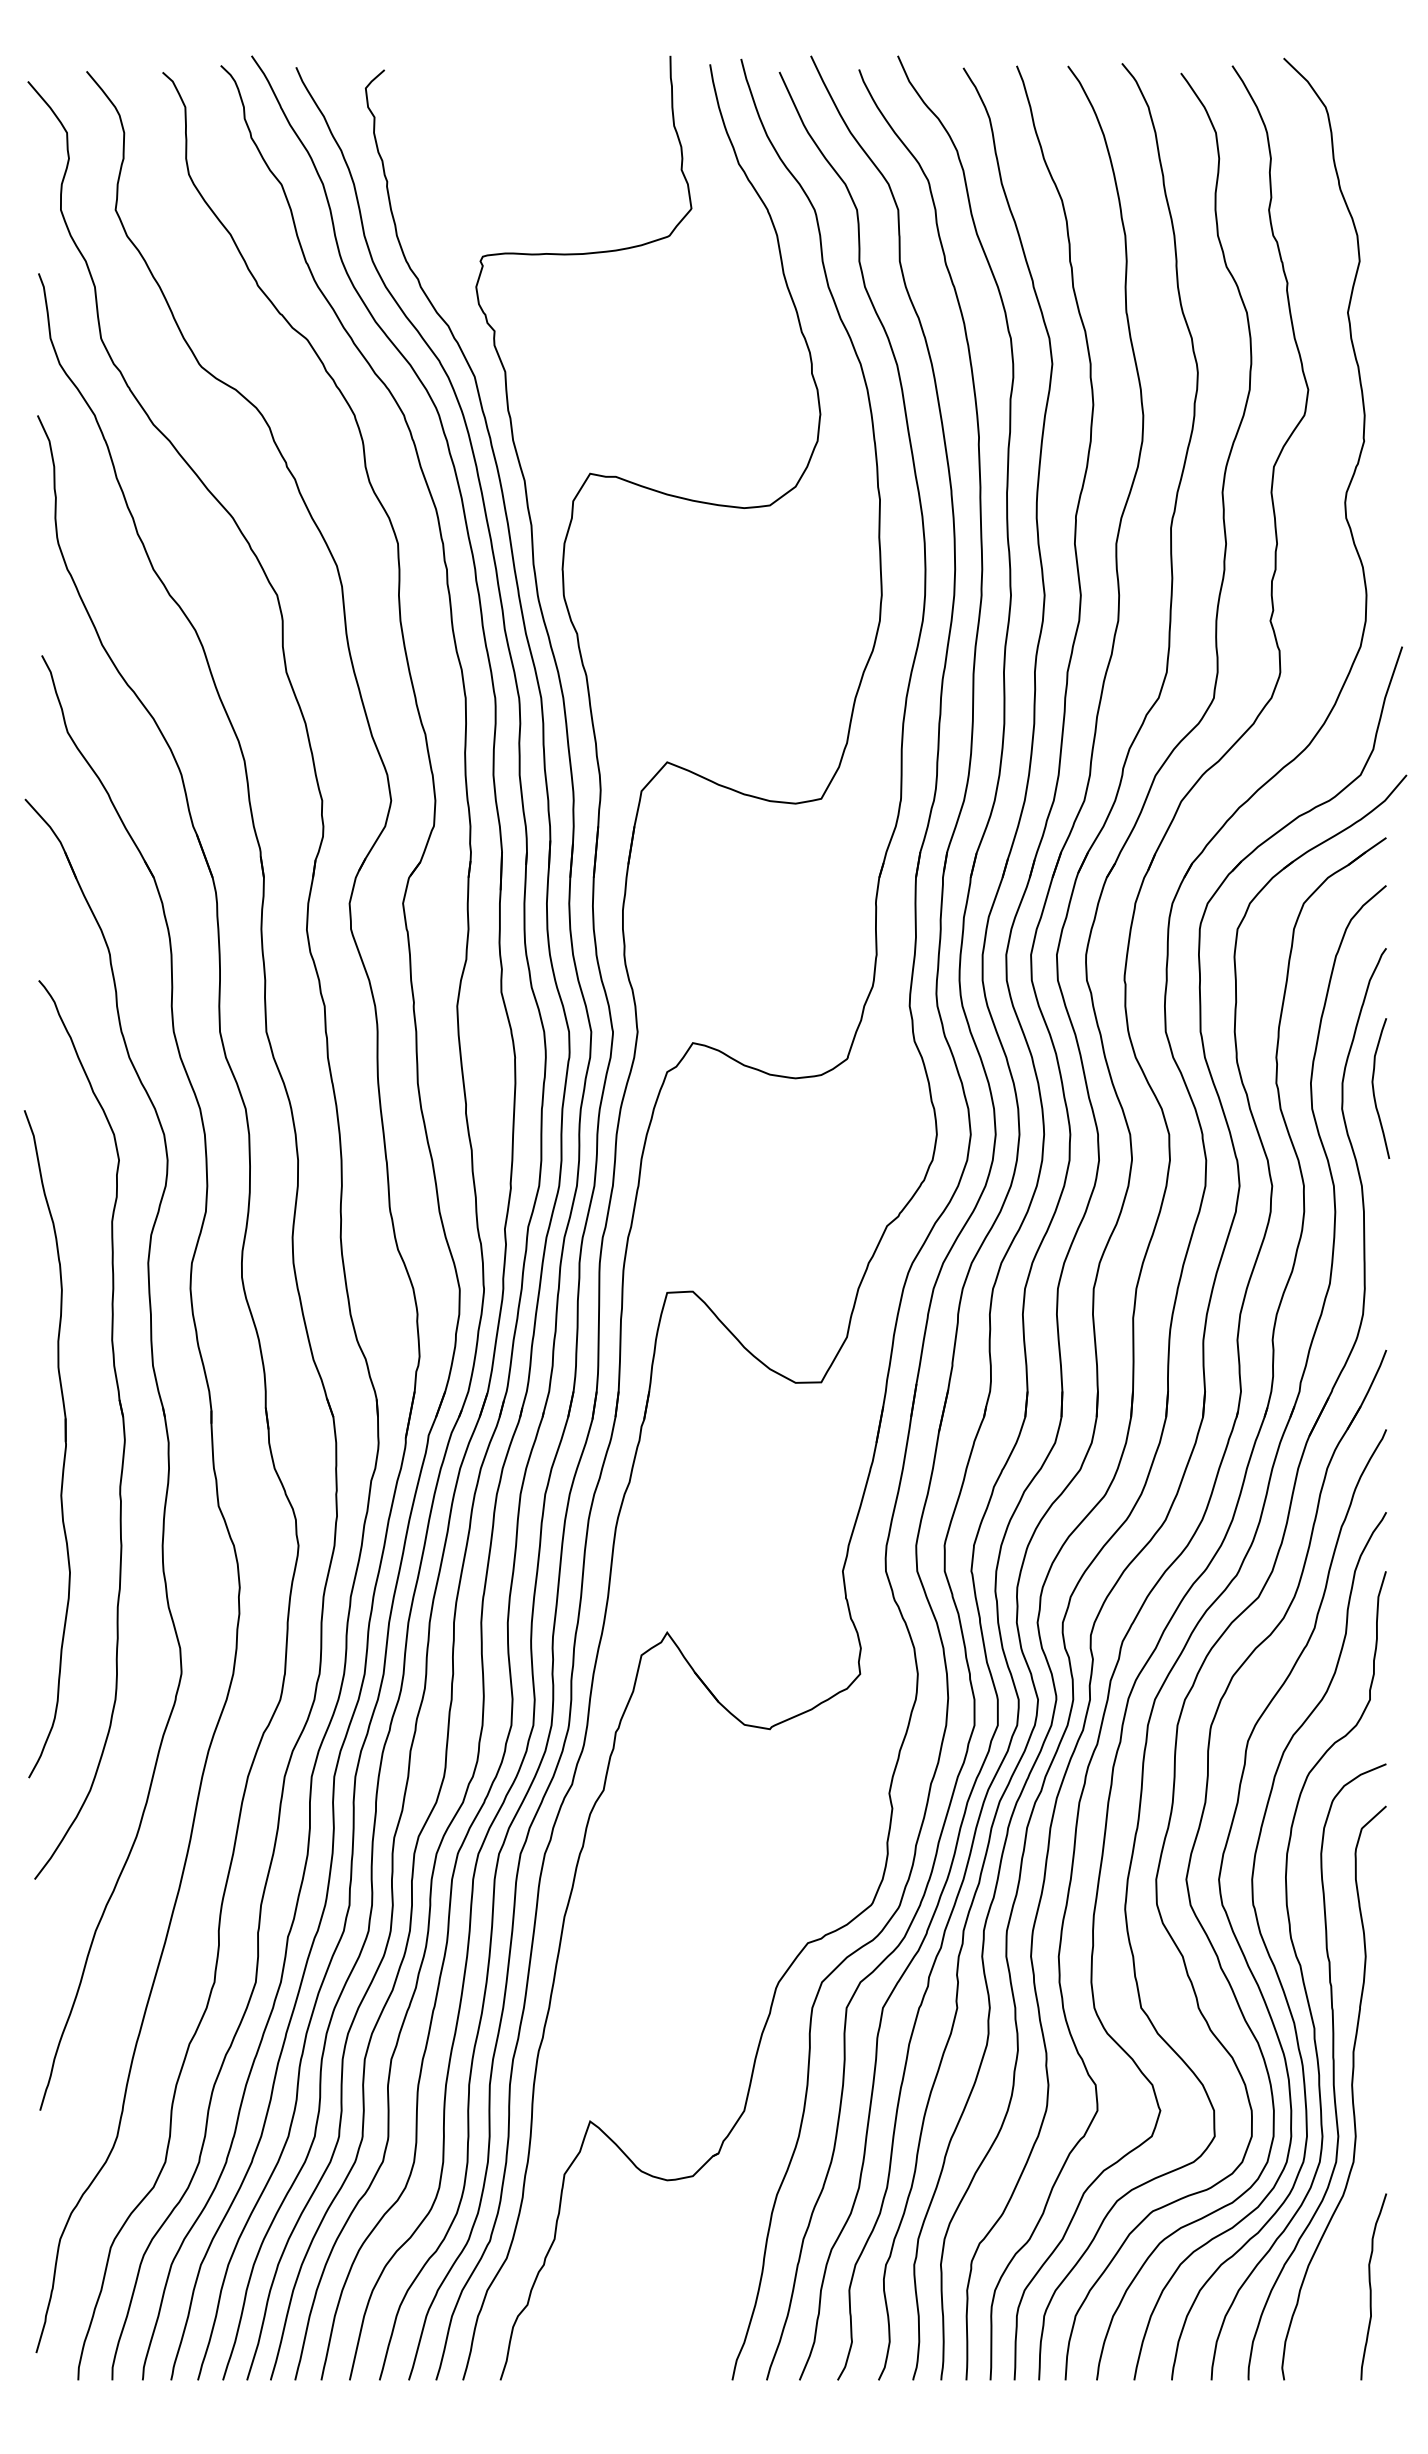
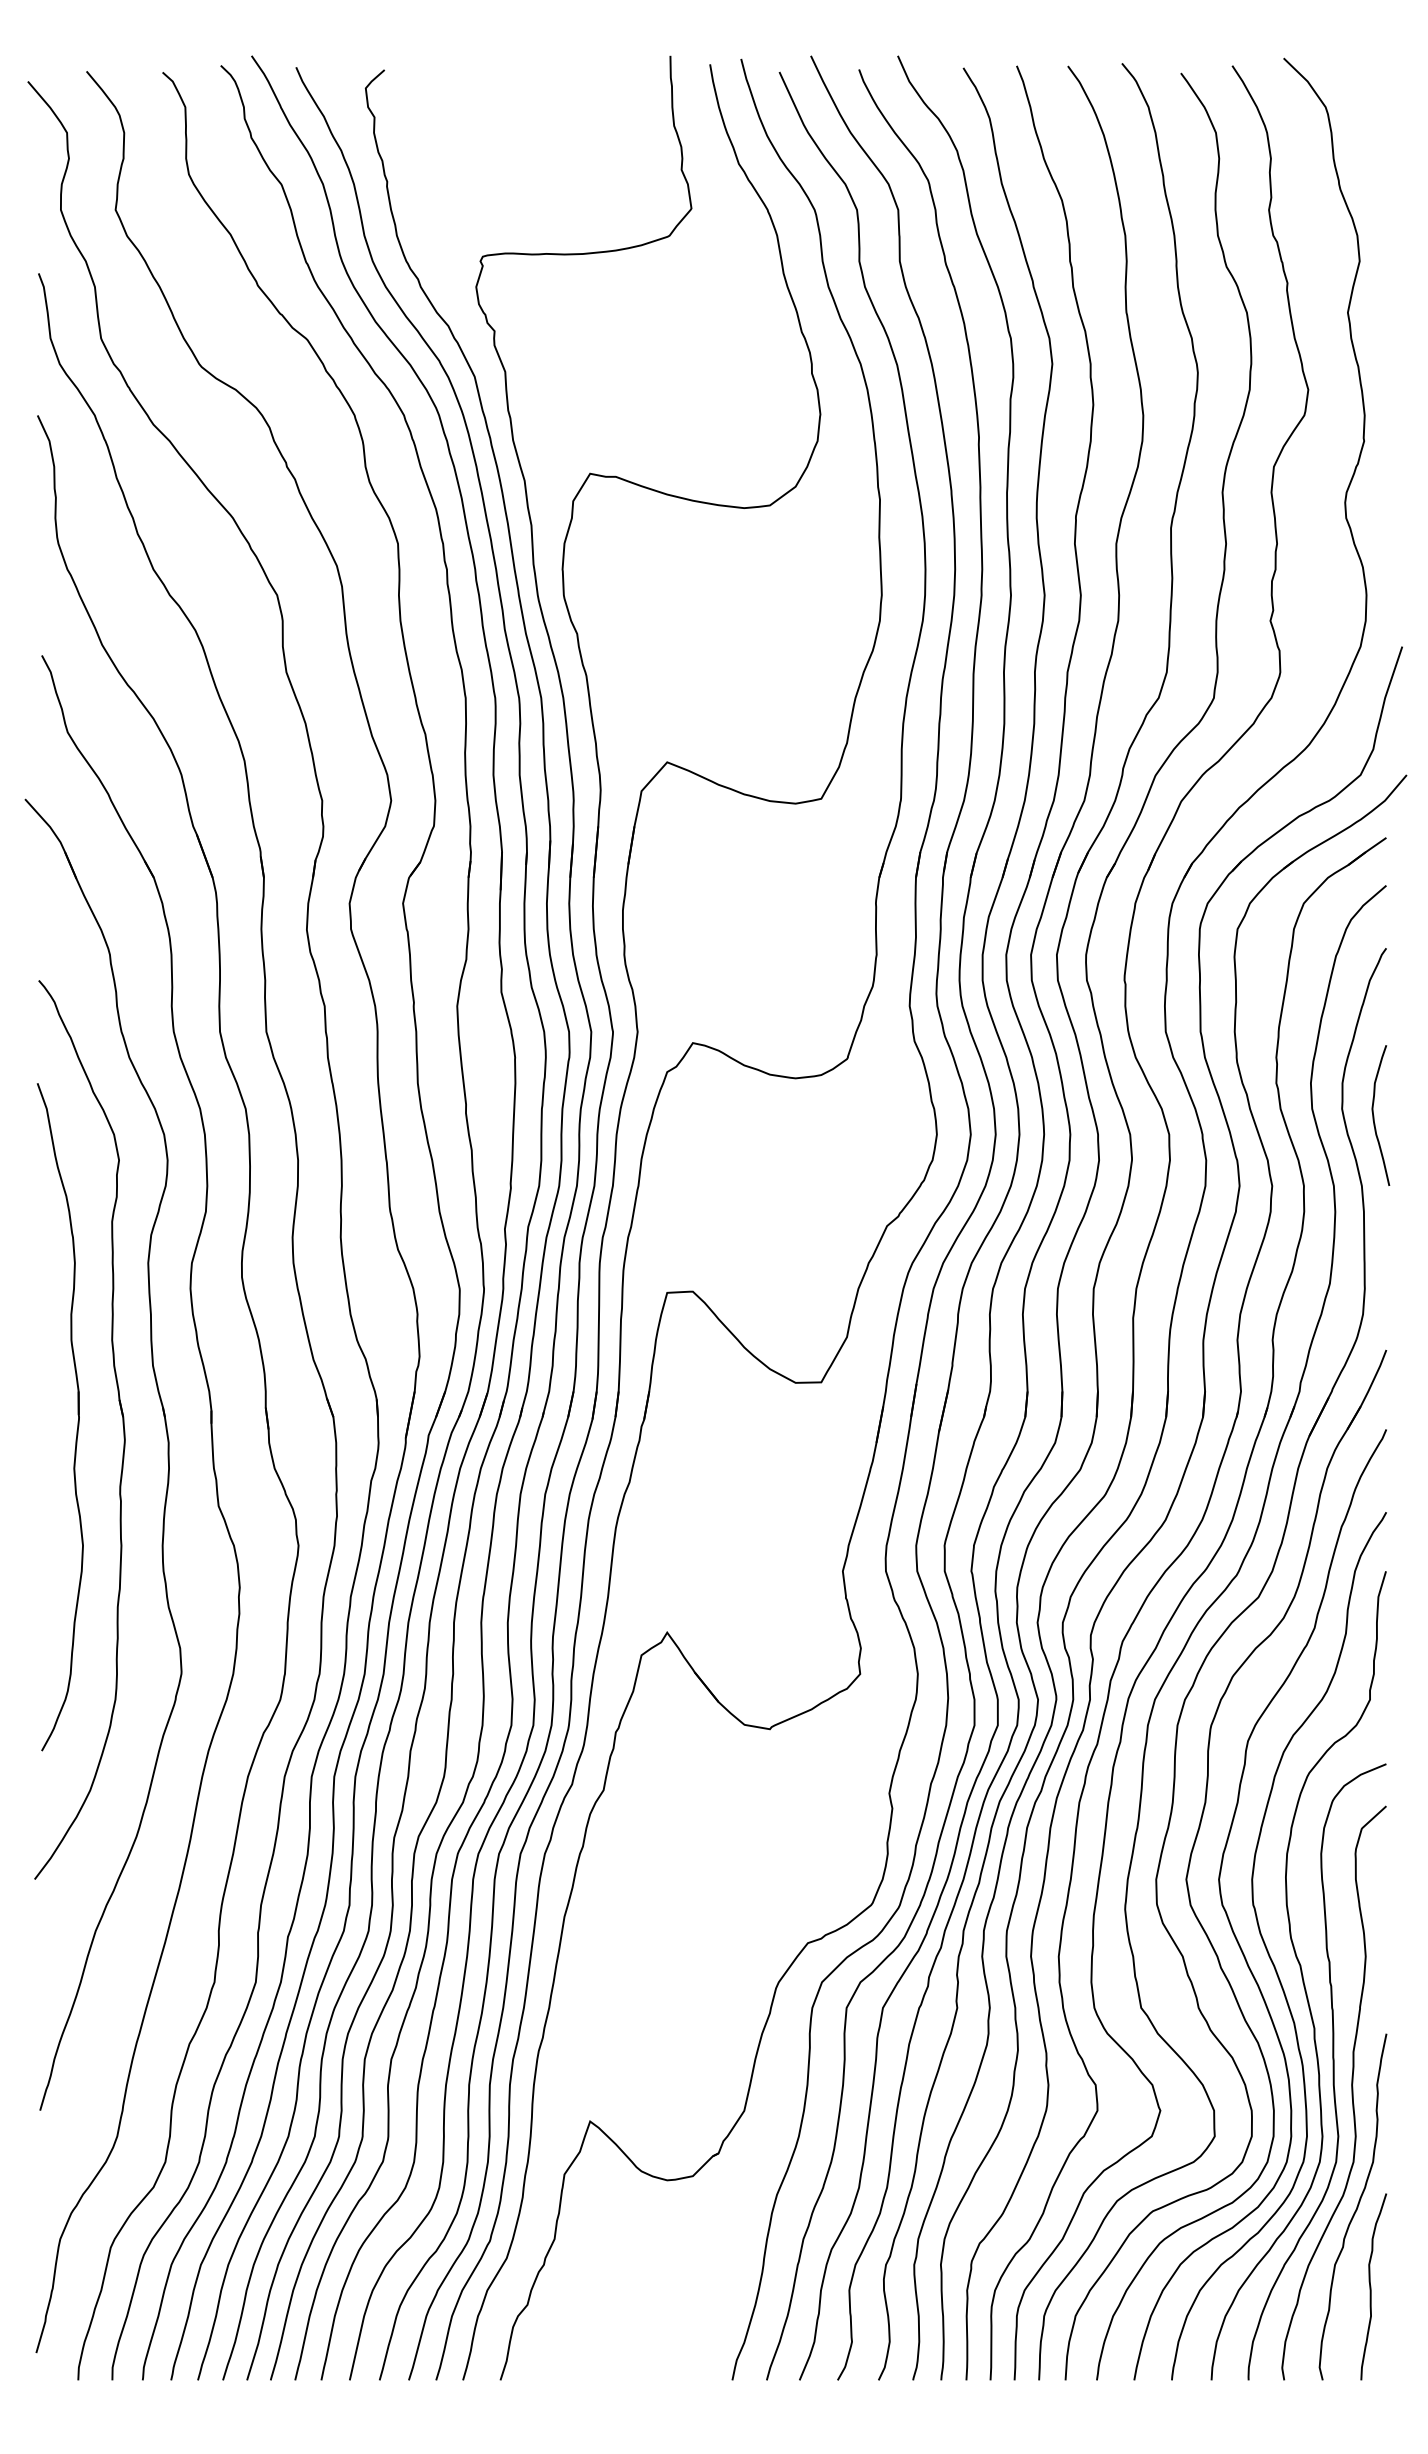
curve position: (1374, 1088) -> (1374, 1115) (1374, 1115)
part position: (64, 1441) -> (77, 1414) (77, 1414)
curve: none -> present (1356, 2206)
